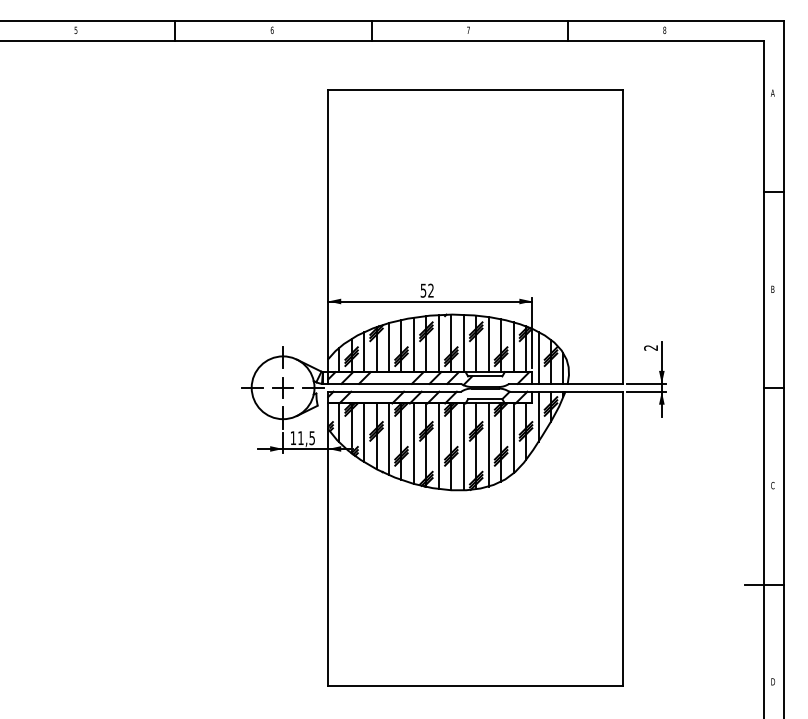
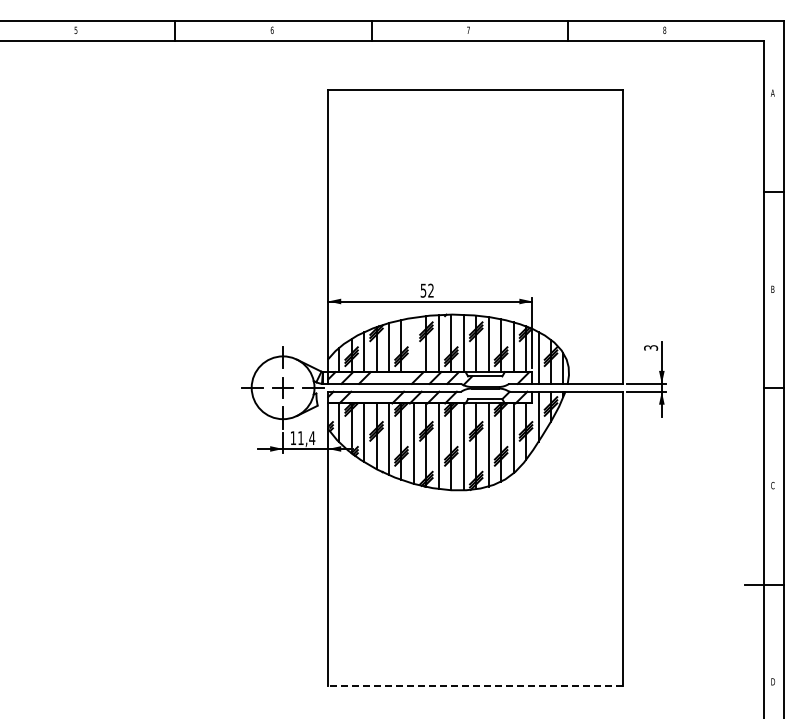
line: present -> none (413, 344)
text: 2 -> 3 (651, 347)
text: 11,5 -> 11,4 (312, 438)
line: solid -> dashed (474, 686)
